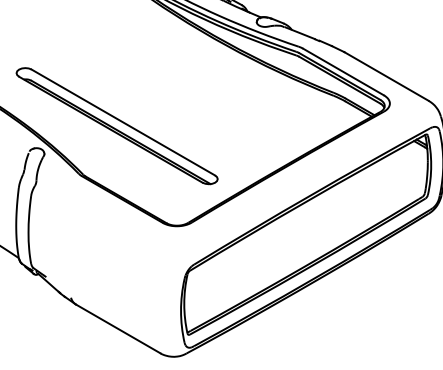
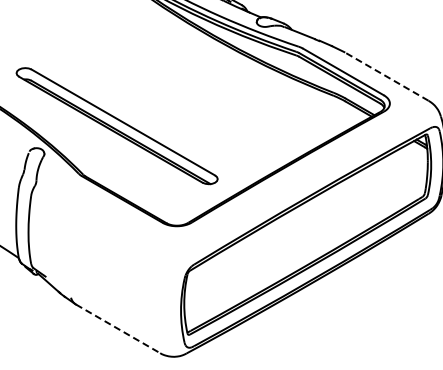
line: solid -> dashed (386, 76)
line: solid -> dashed (118, 328)
